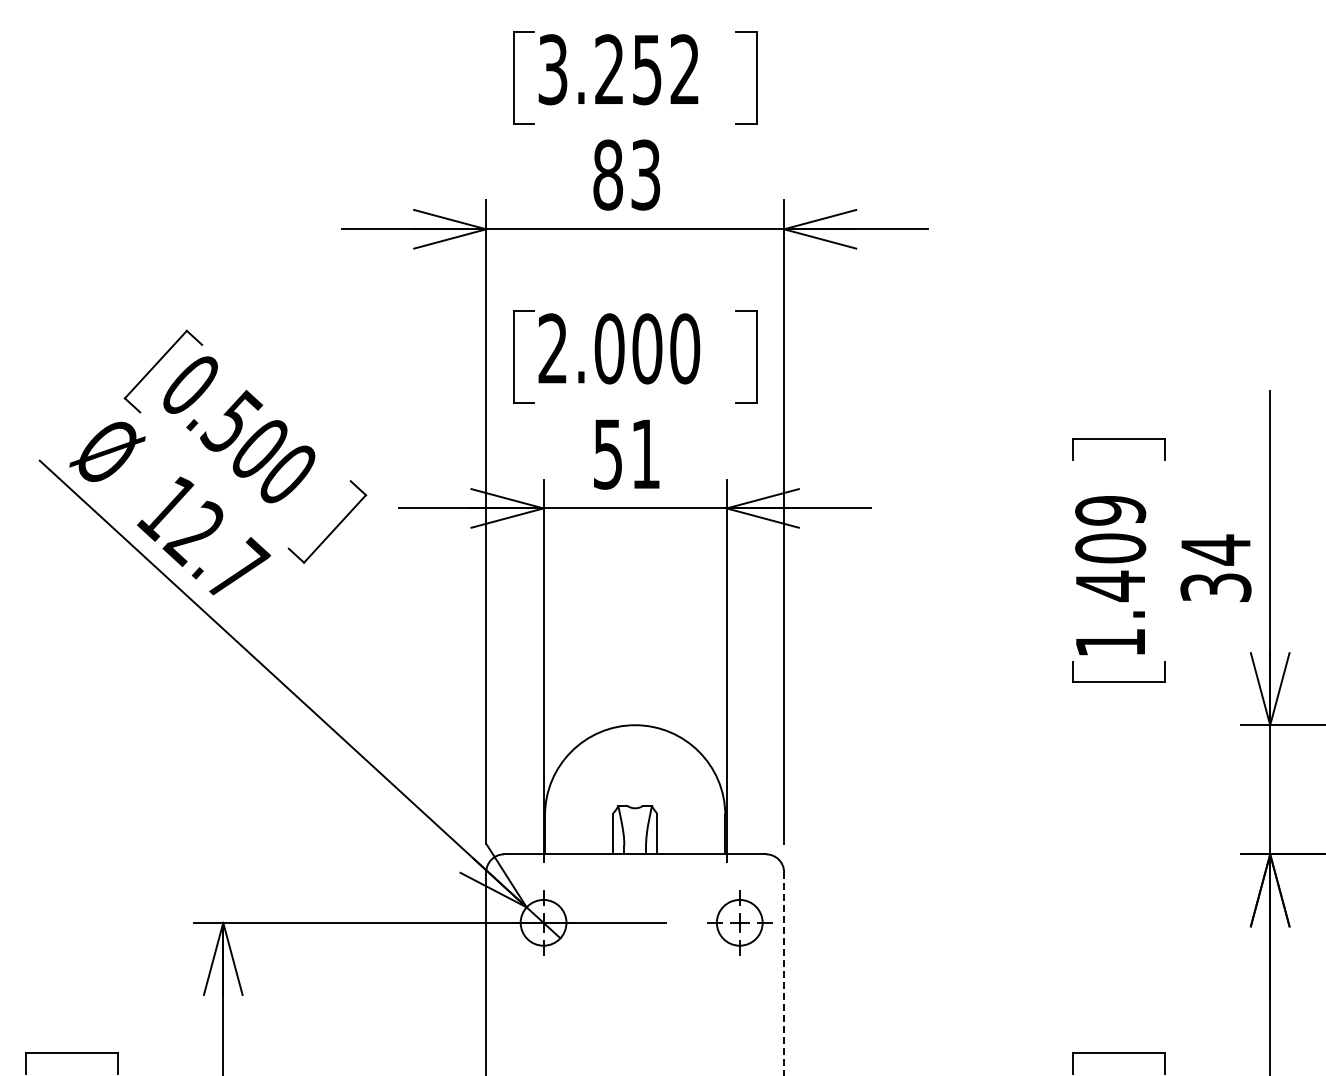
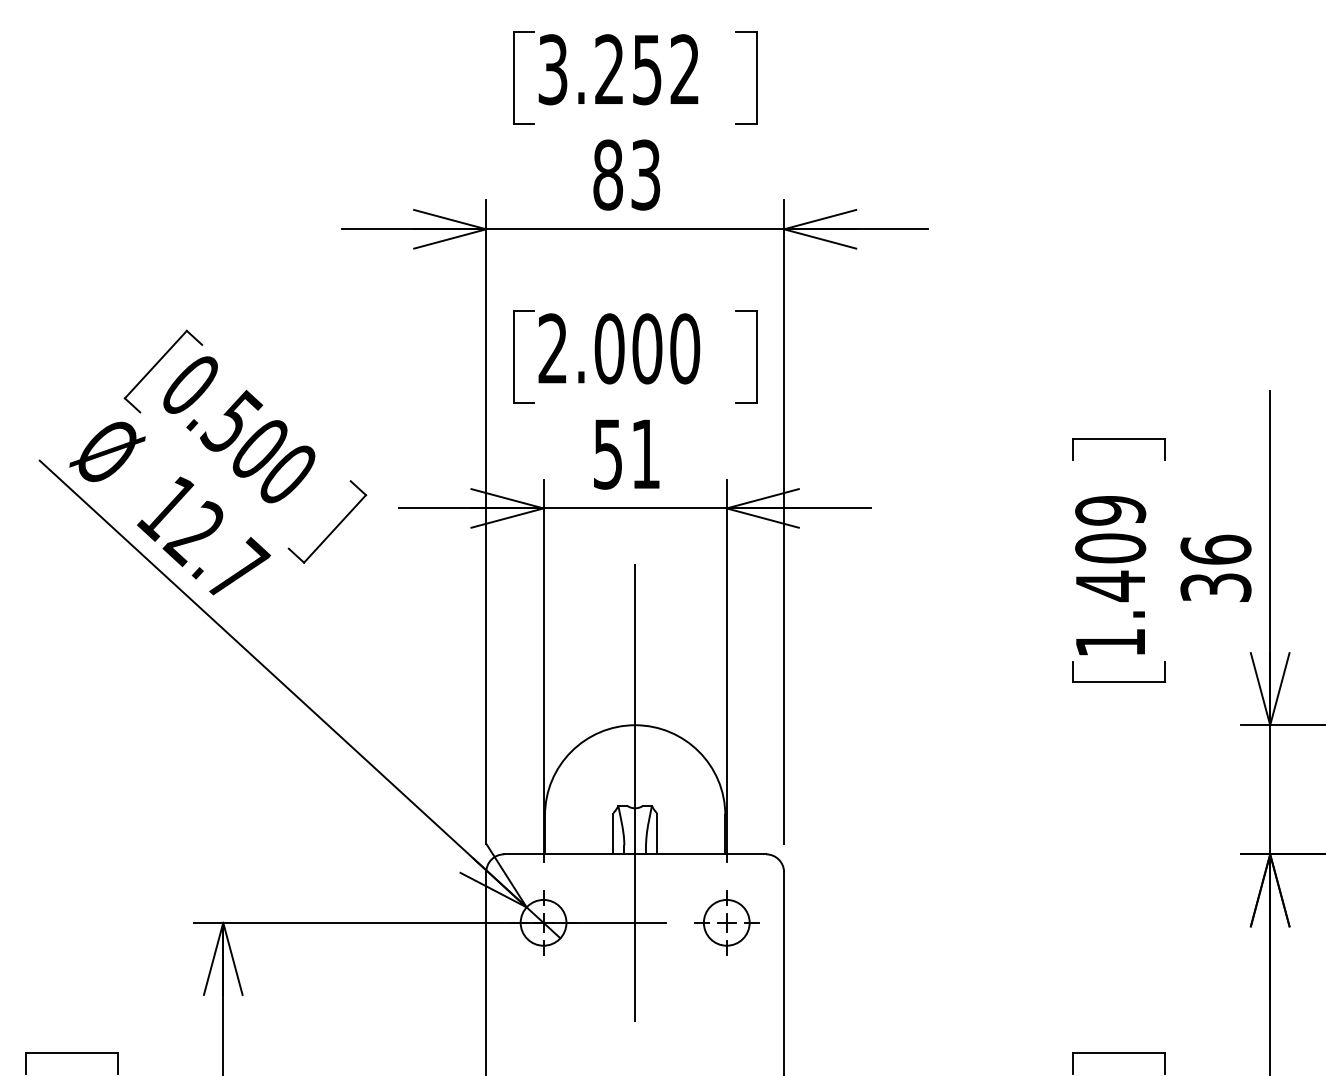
text: 34 -> 36 (1215, 549)
line: none -> present (635, 817)
part position: (739, 922) -> (726, 922) (726, 922)
line: dashed -> solid (784, 974)
